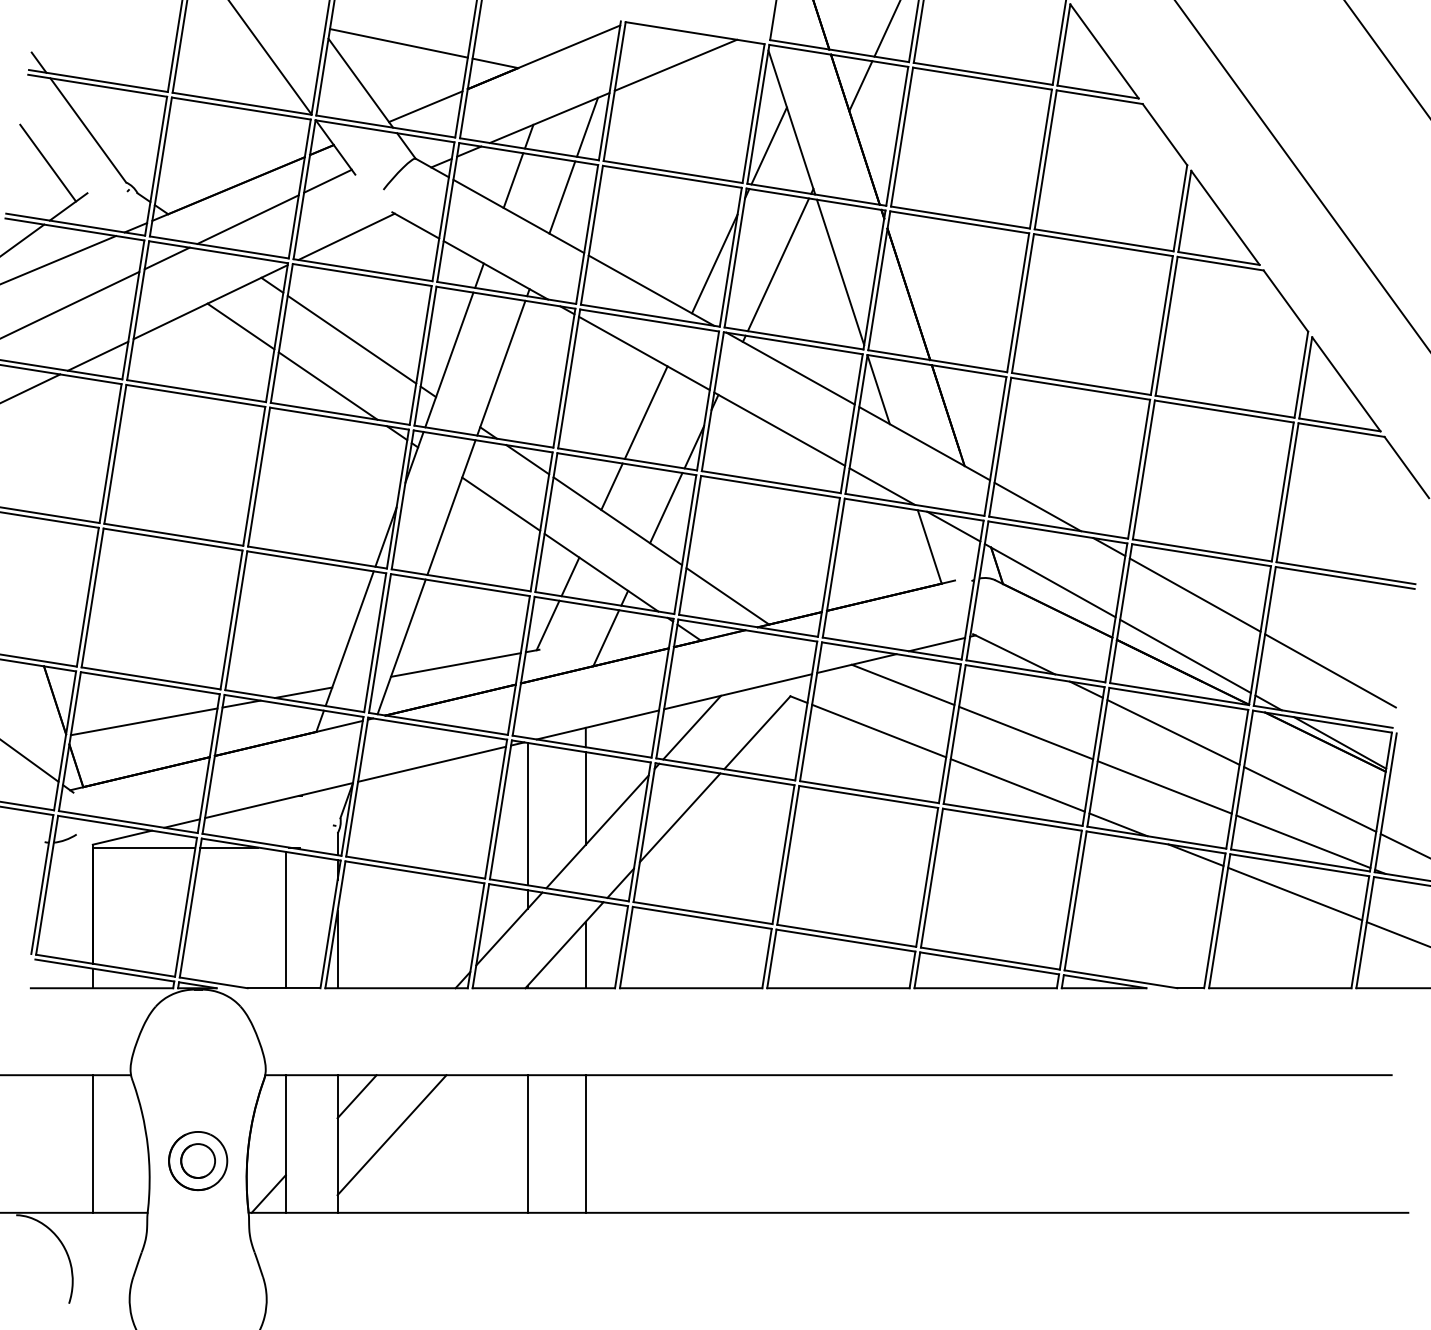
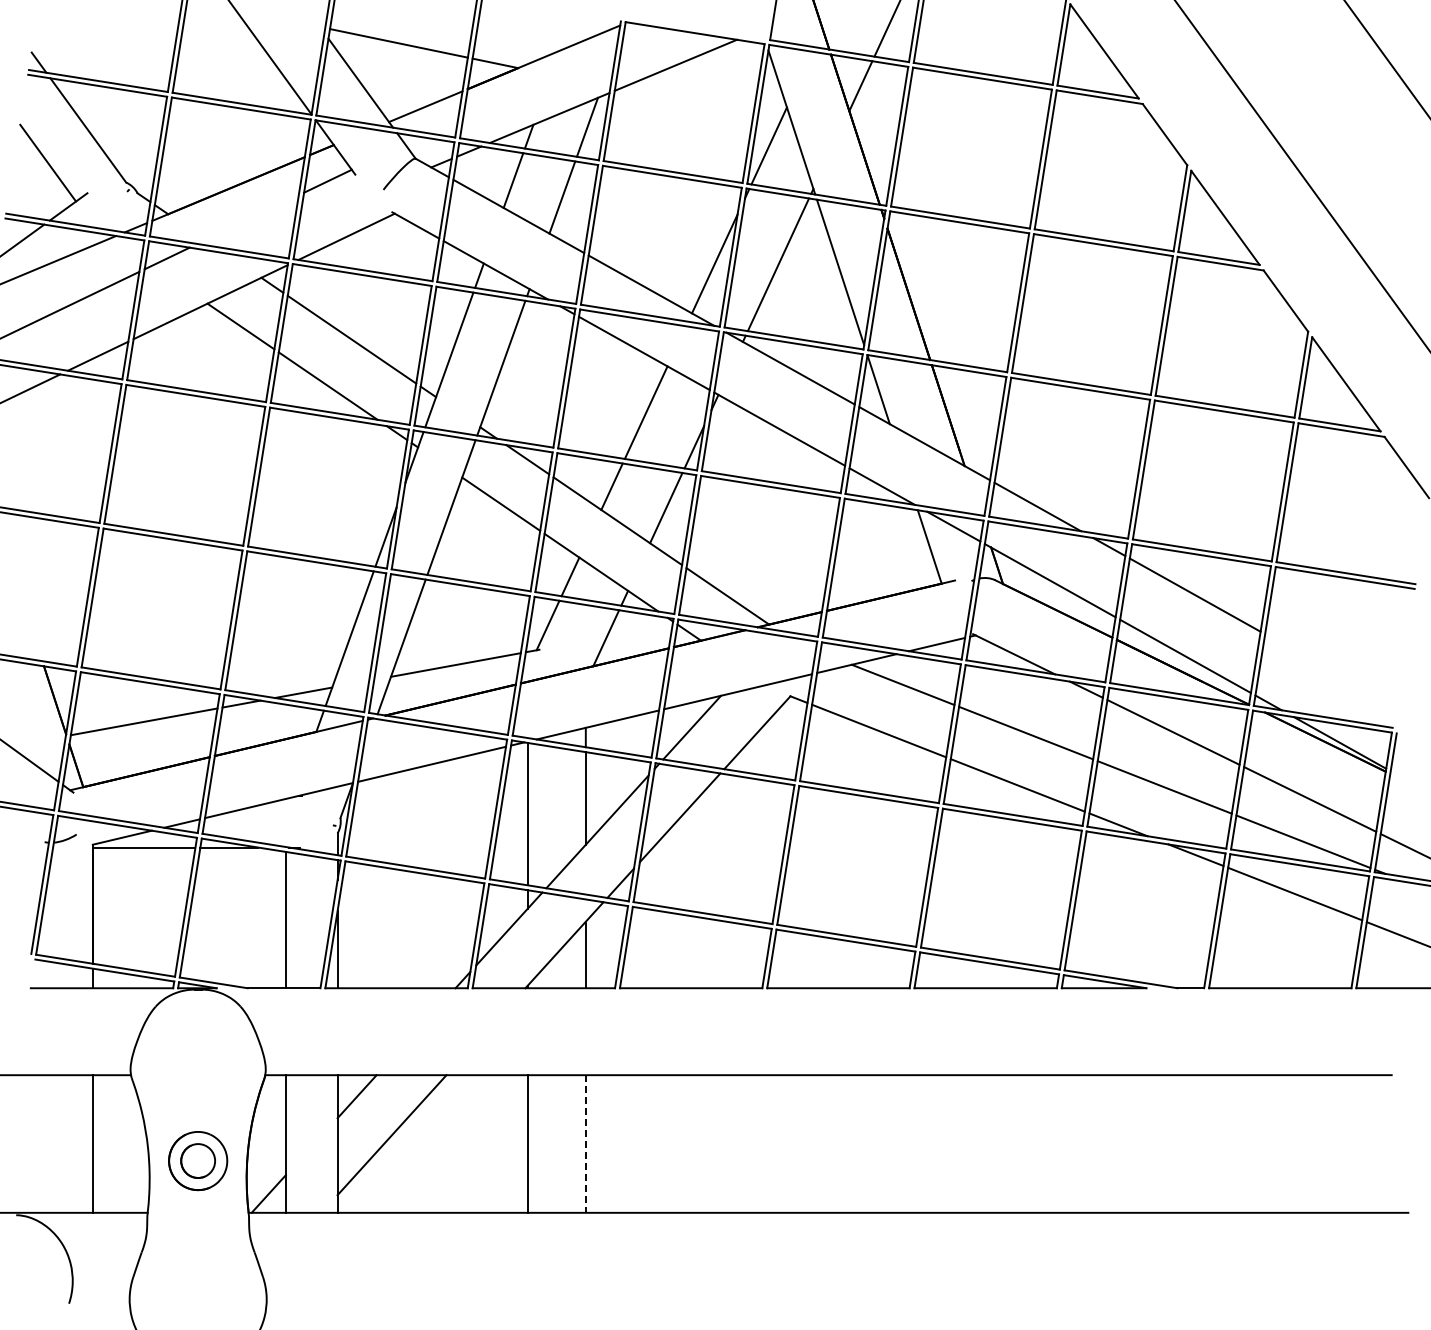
line: present -> none (247, 219)
line: present -> none (1330, 670)
line: solid -> dashed (585, 1144)
